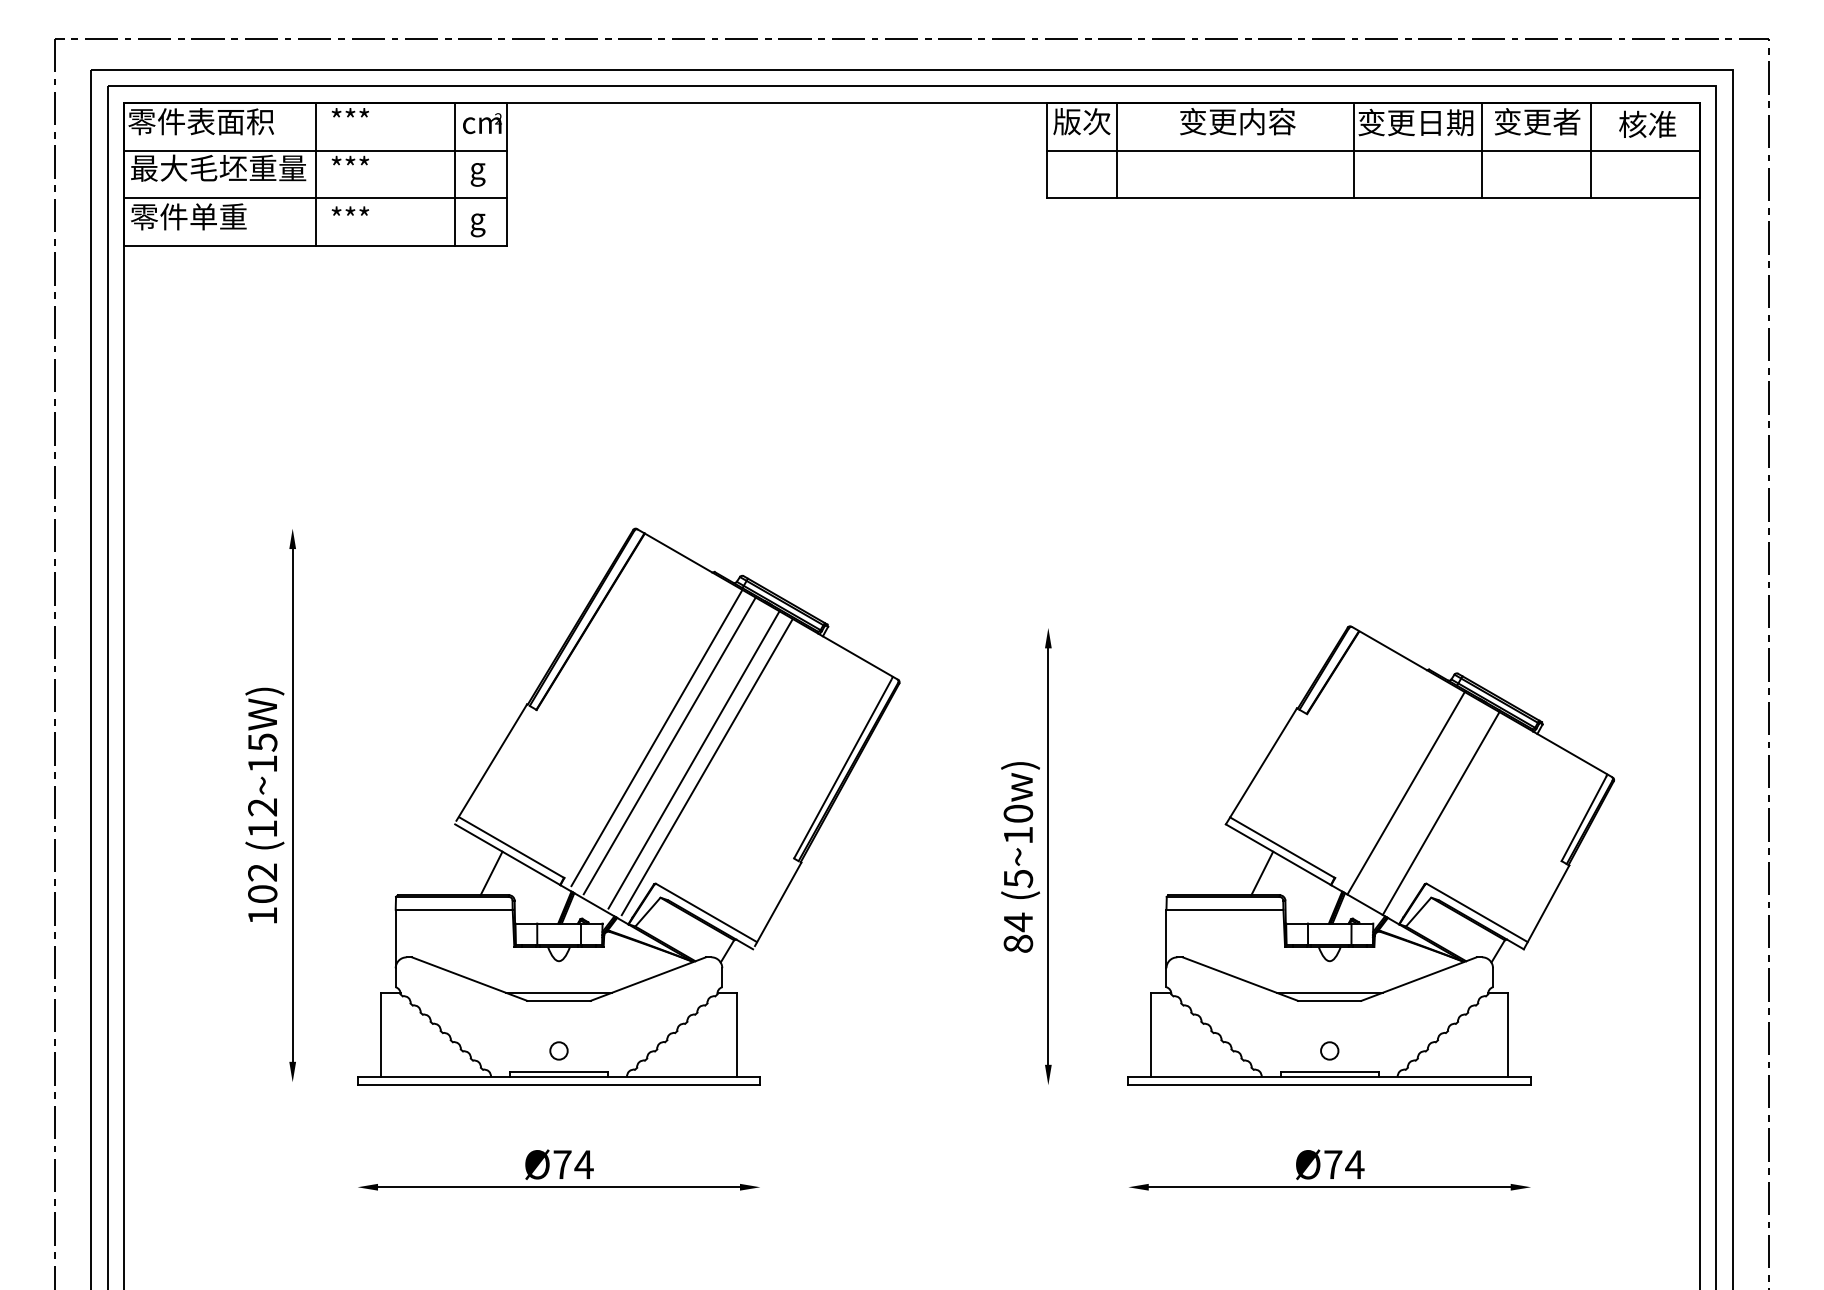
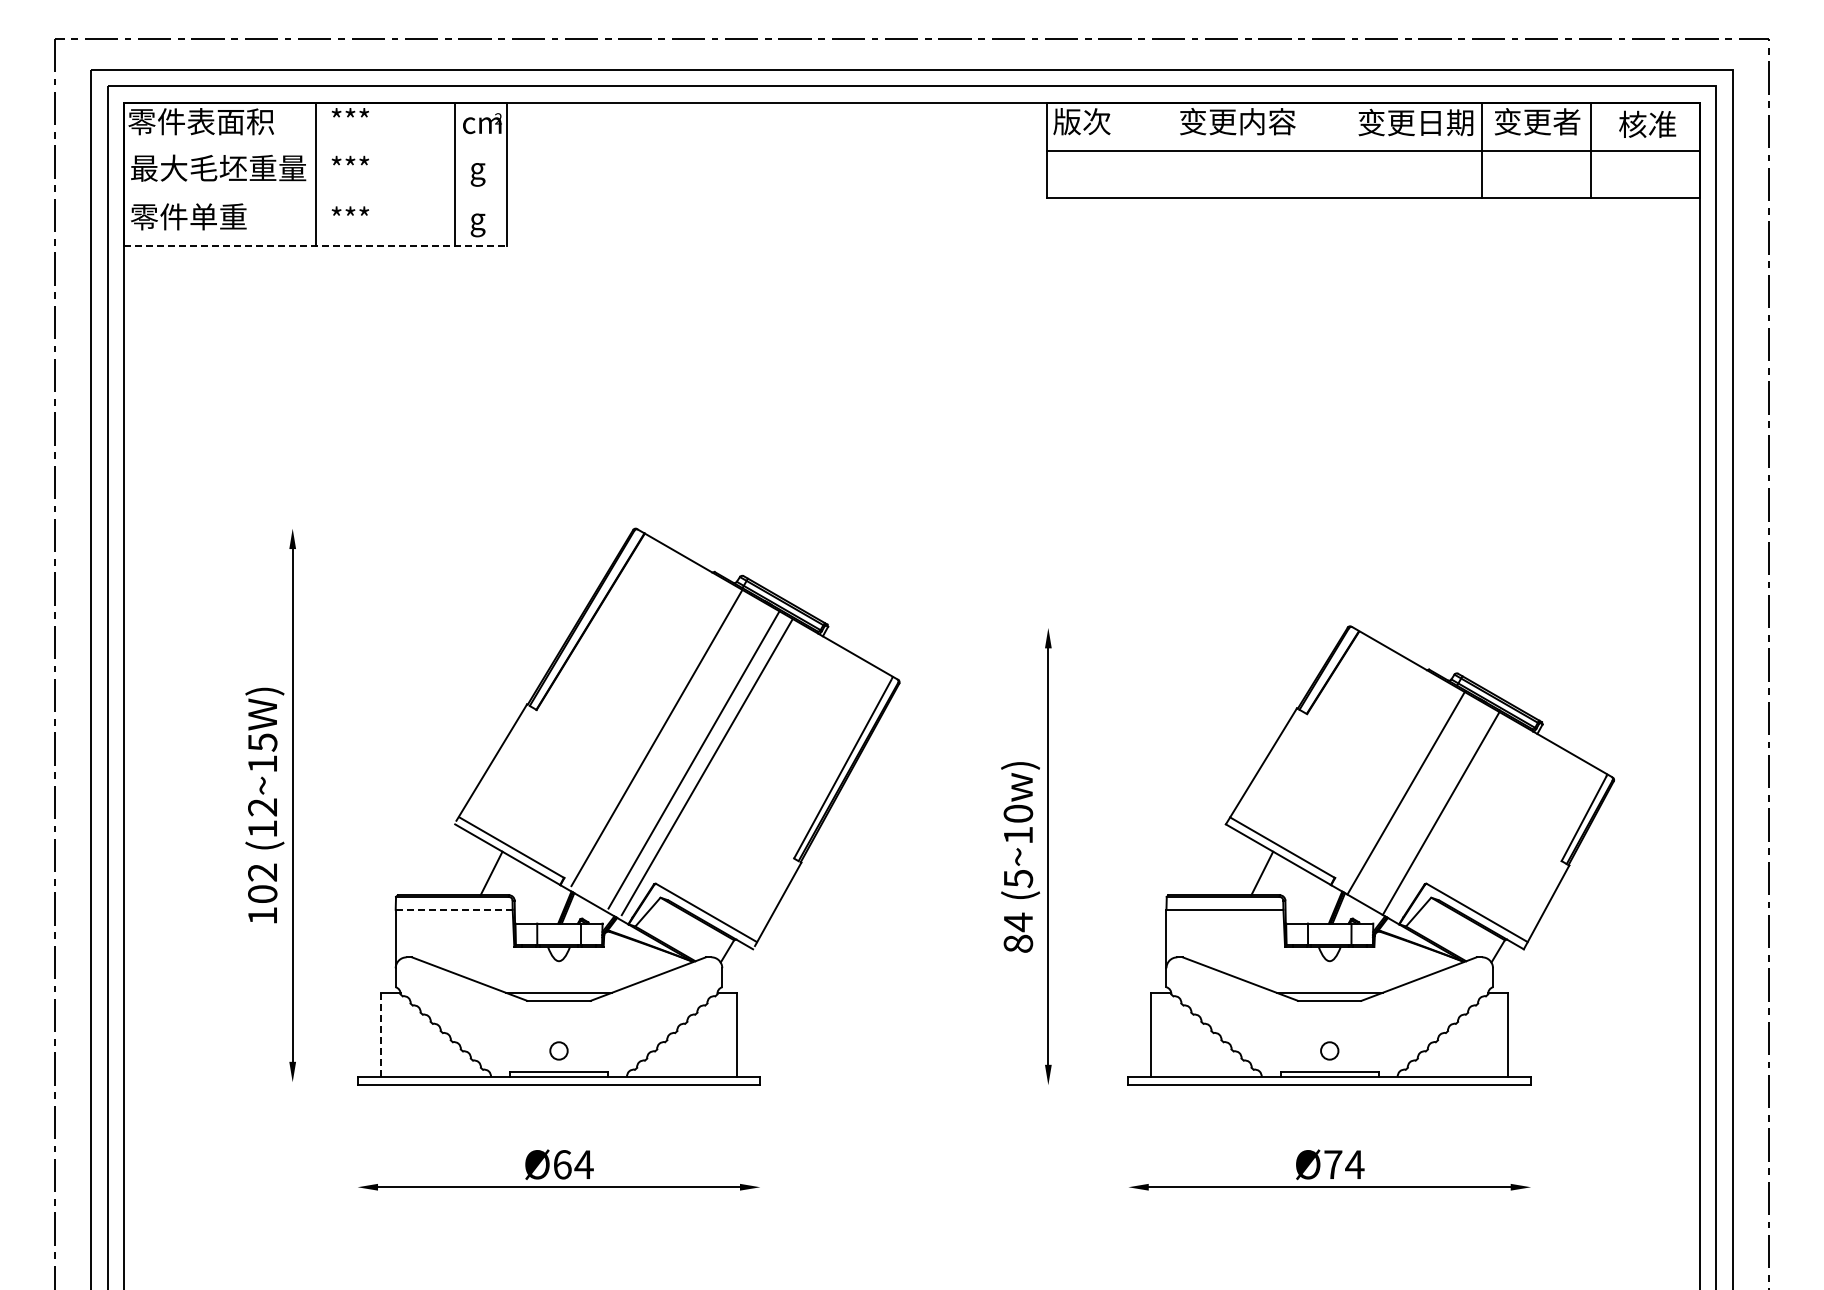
line: present -> none (315, 150)
line: present -> none (1116, 150)
line: present -> none (1353, 151)
line: present -> none (315, 198)
line: solid -> dashed (316, 246)
line: present -> none (669, 745)
line: solid -> dashed (454, 909)
line: solid -> dashed (380, 1034)
text: Ø74 -> Ø64 (562, 1164)
